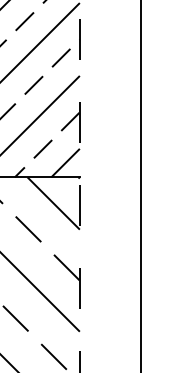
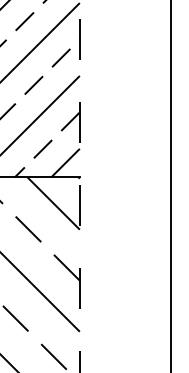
line position: (140, 185) -> (170, 185) (170, 185)
